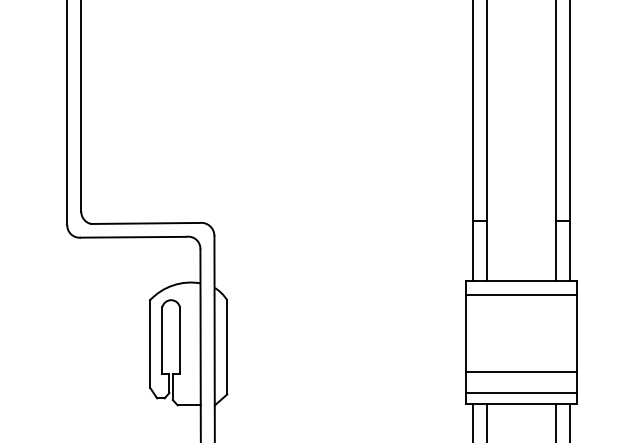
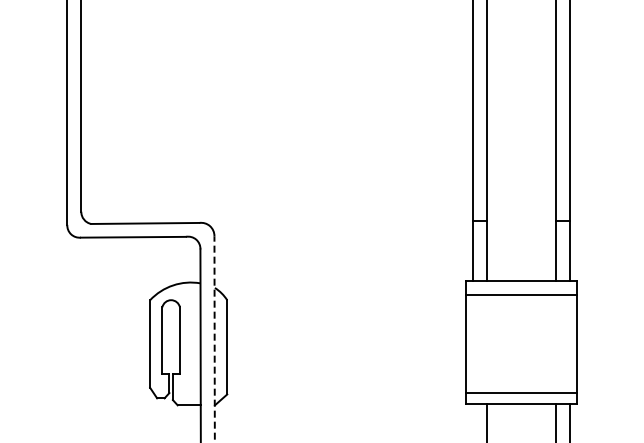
line: solid -> dashed (214, 339)
line: present -> none (521, 372)
line: present -> none (473, 421)
